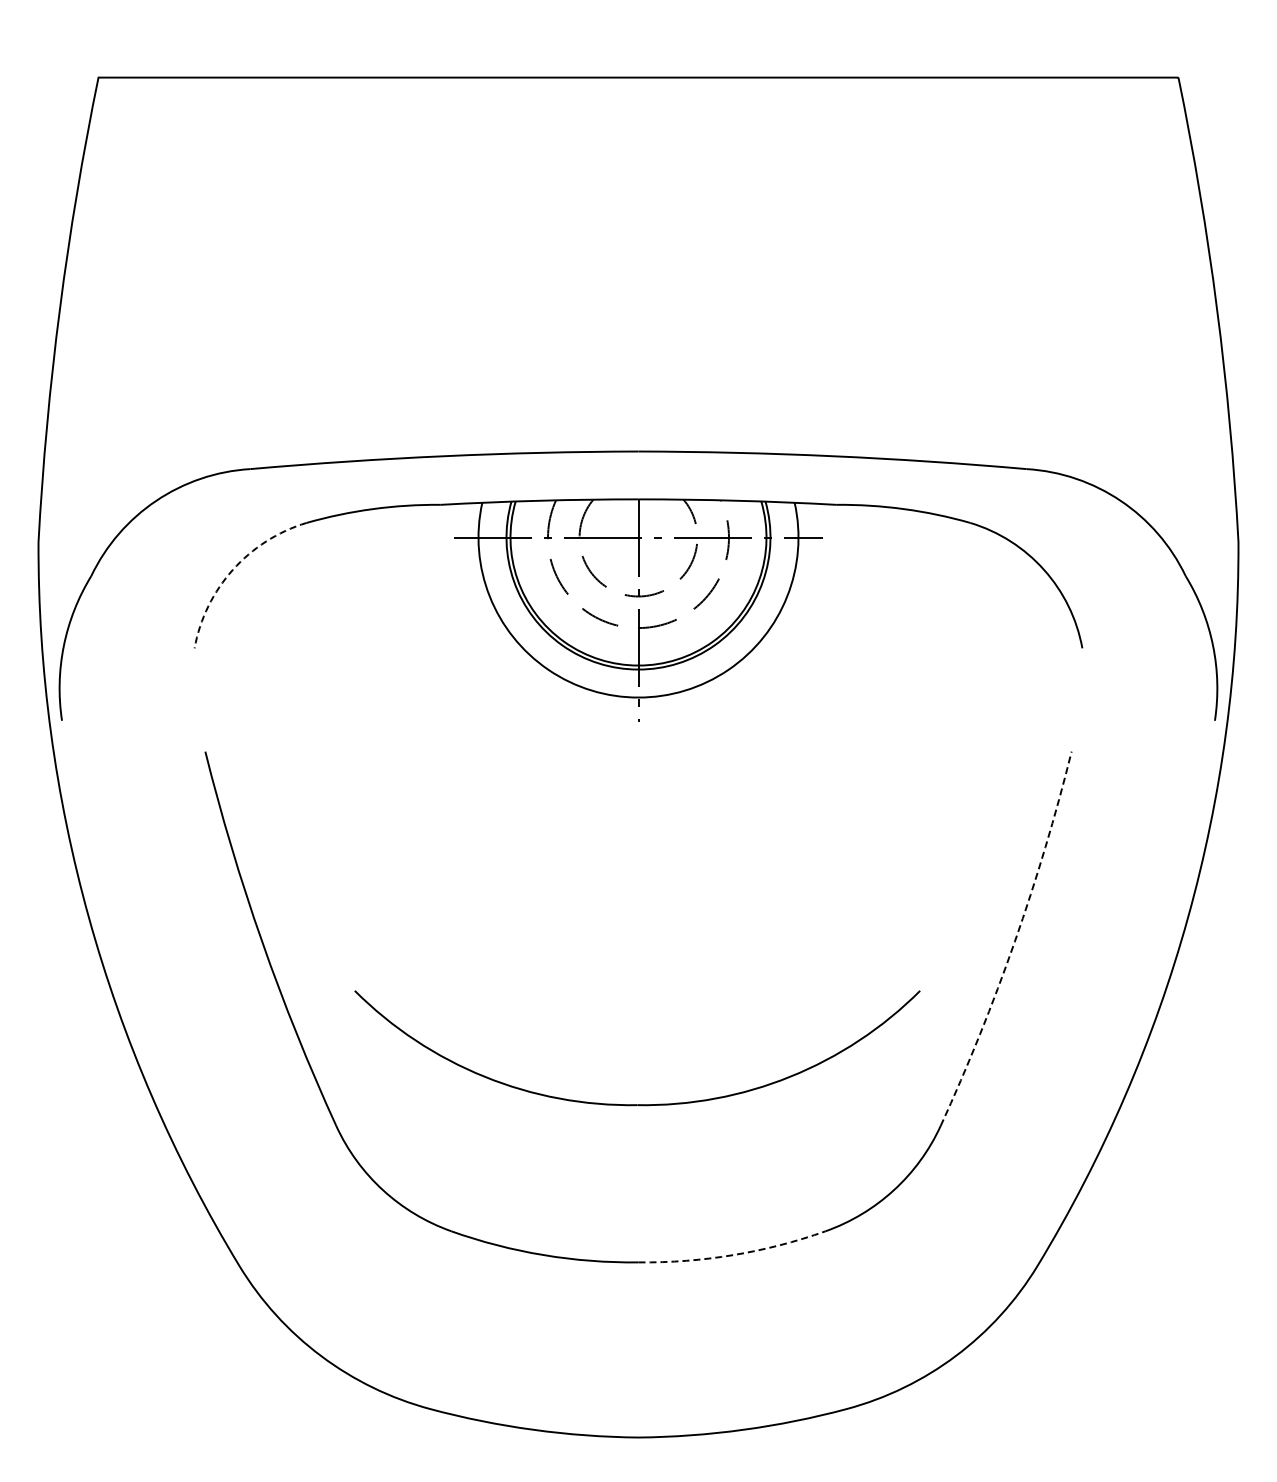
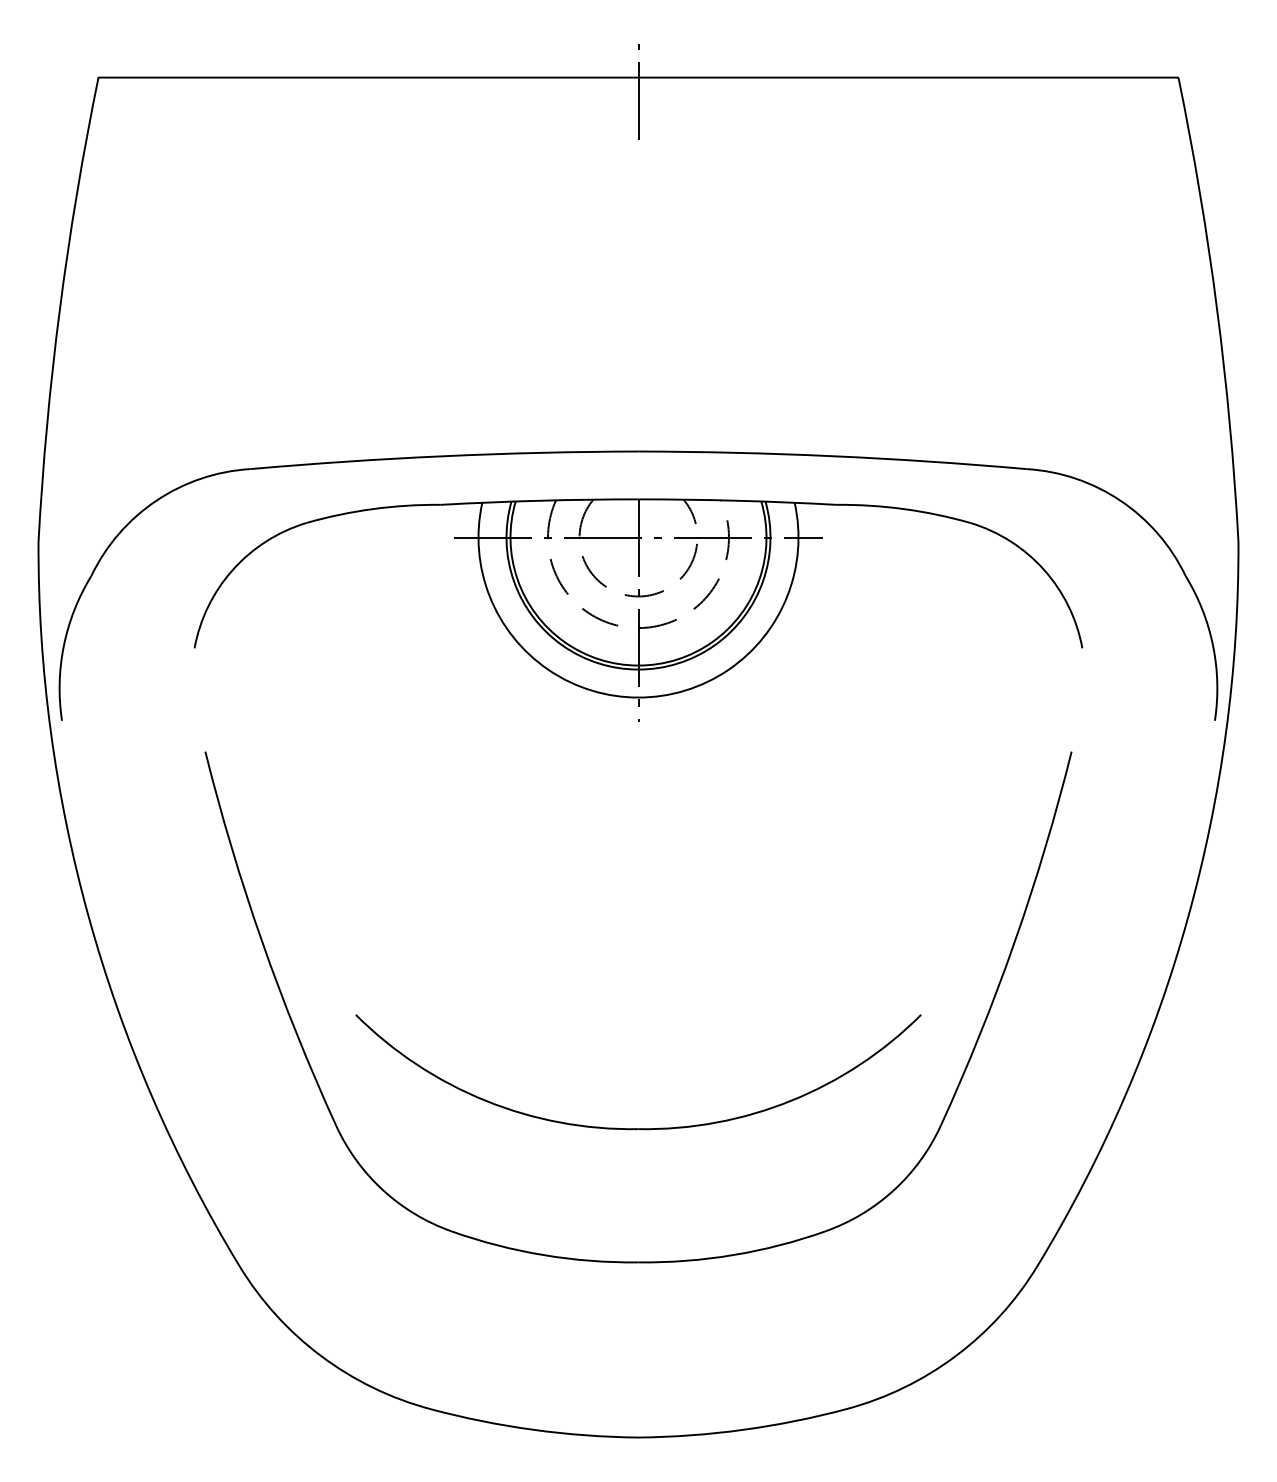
line: none -> present (638, 91)
arc: dashed -> solid (232, 569)
arc: dashed -> solid (1014, 941)
part position: (637, 1104) -> (638, 1128) (638, 1128)
arc: dashed -> solid (733, 1255)
